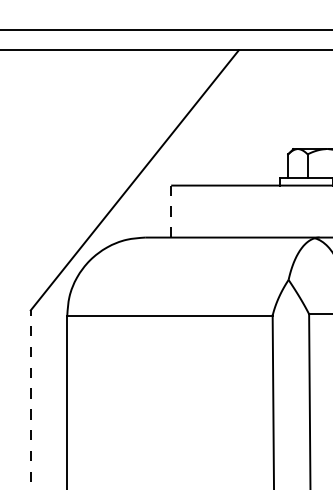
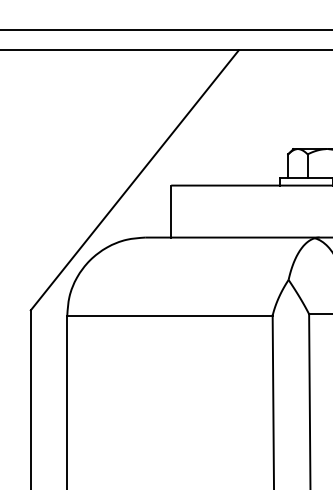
line: dashed -> solid (171, 212)
line: dashed -> solid (30, 399)
